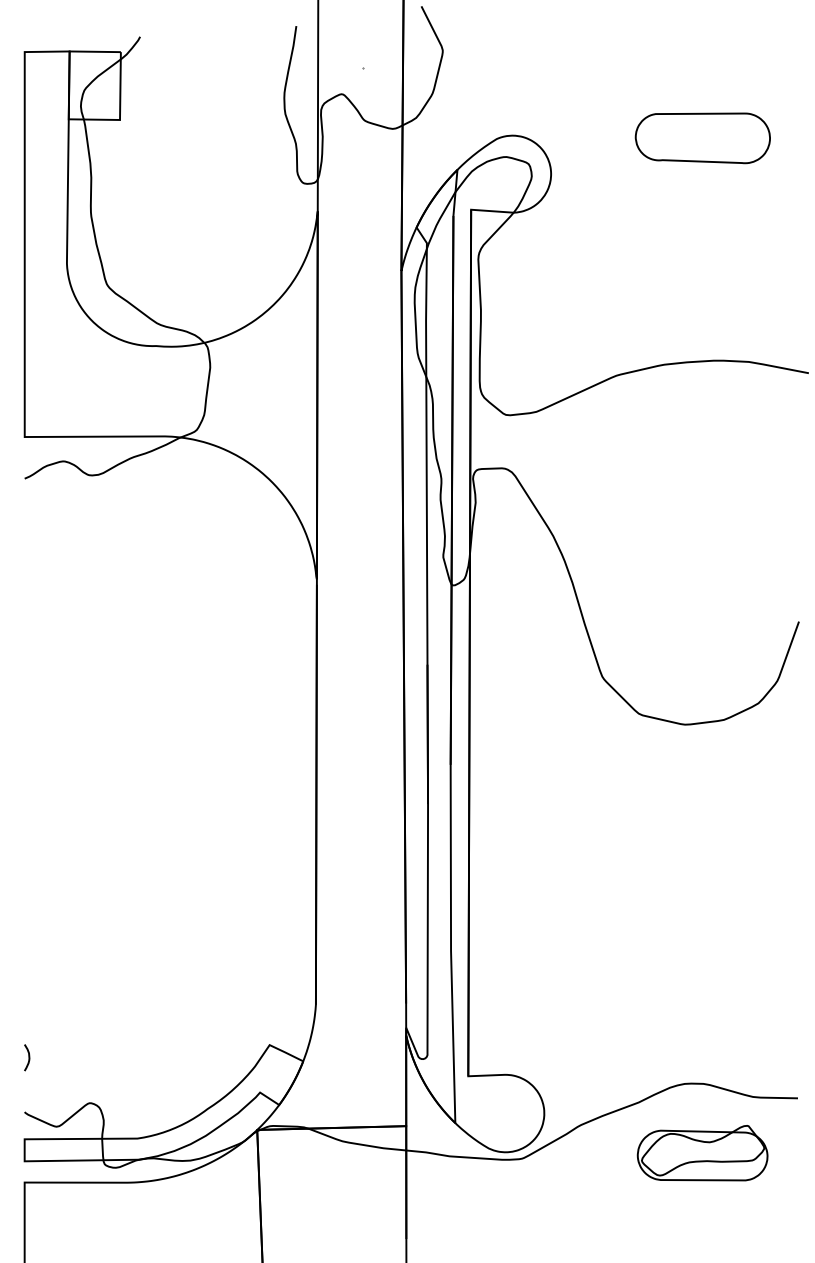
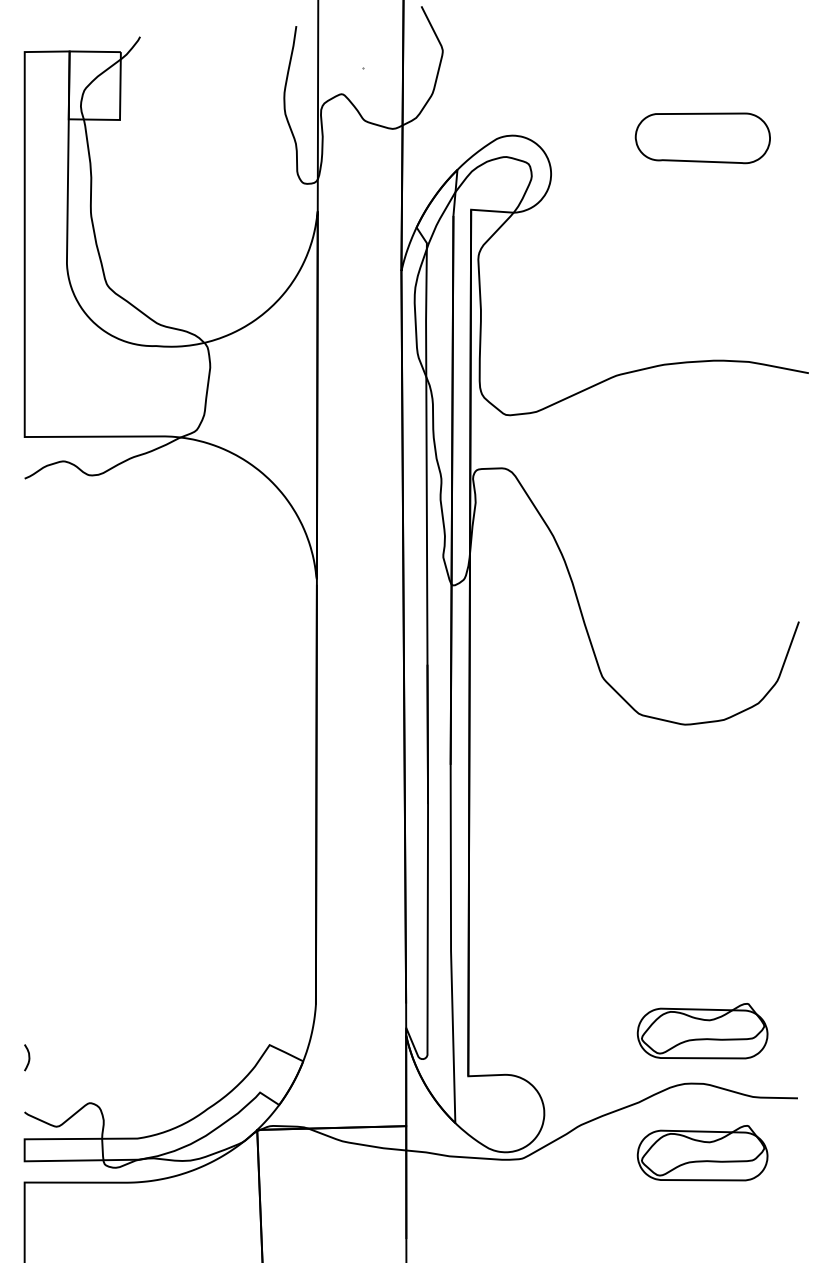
part: none -> present (702, 1031)
